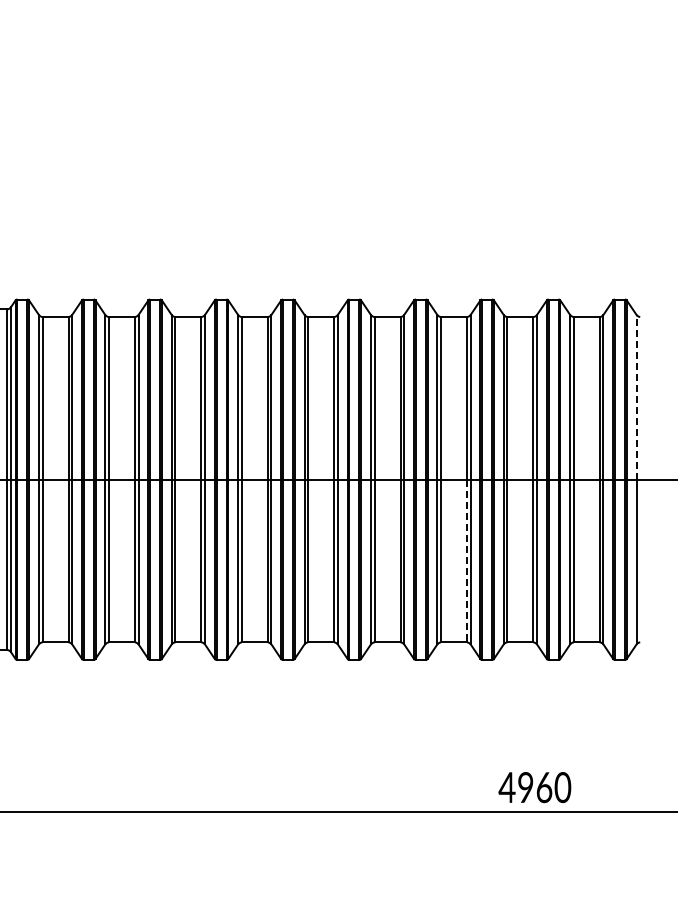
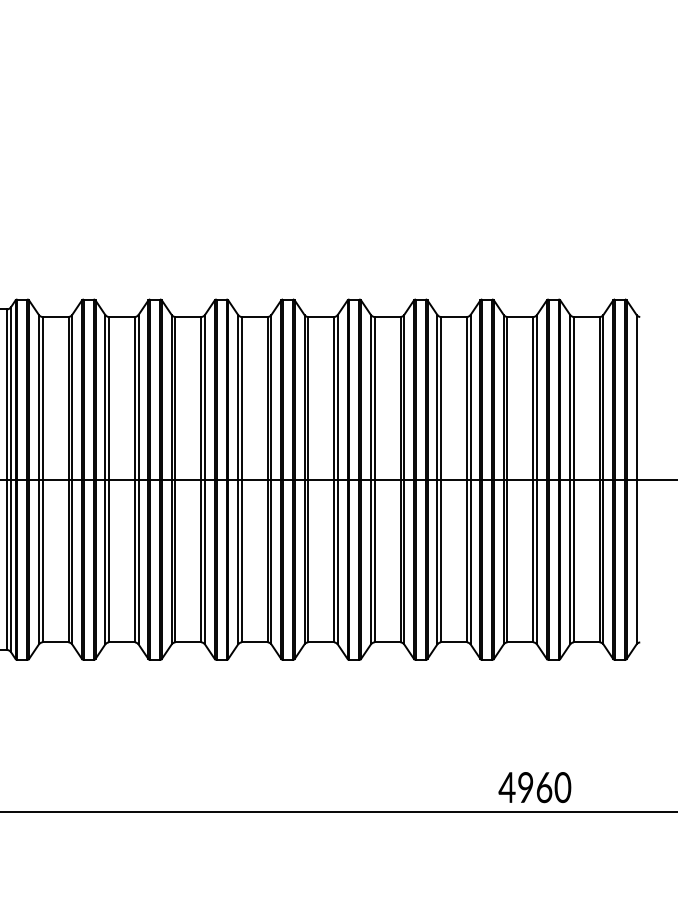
line: dashed -> solid (636, 396)
line: dashed -> solid (466, 561)
